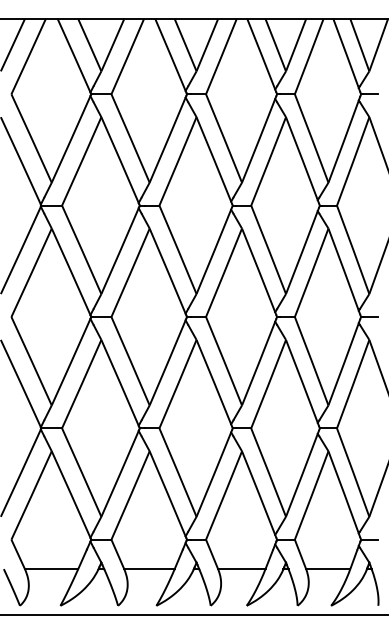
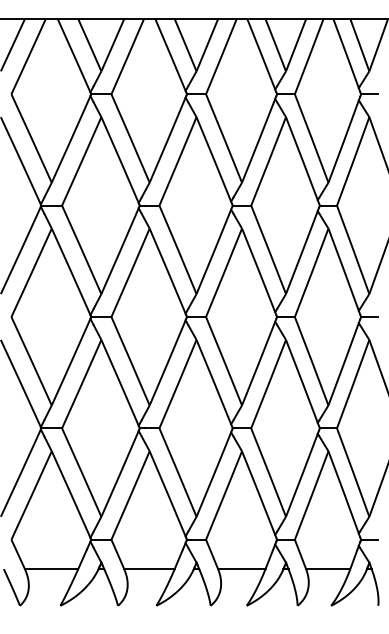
line: present -> none (193, 614)
